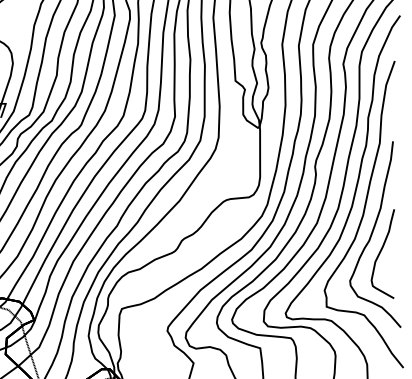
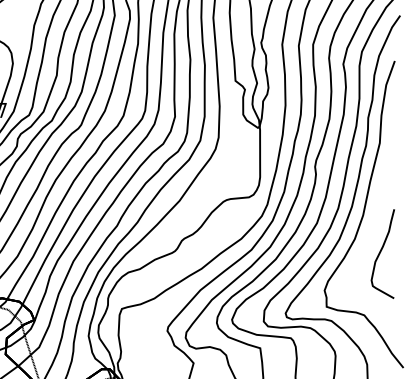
curve: present -> none (373, 232)
